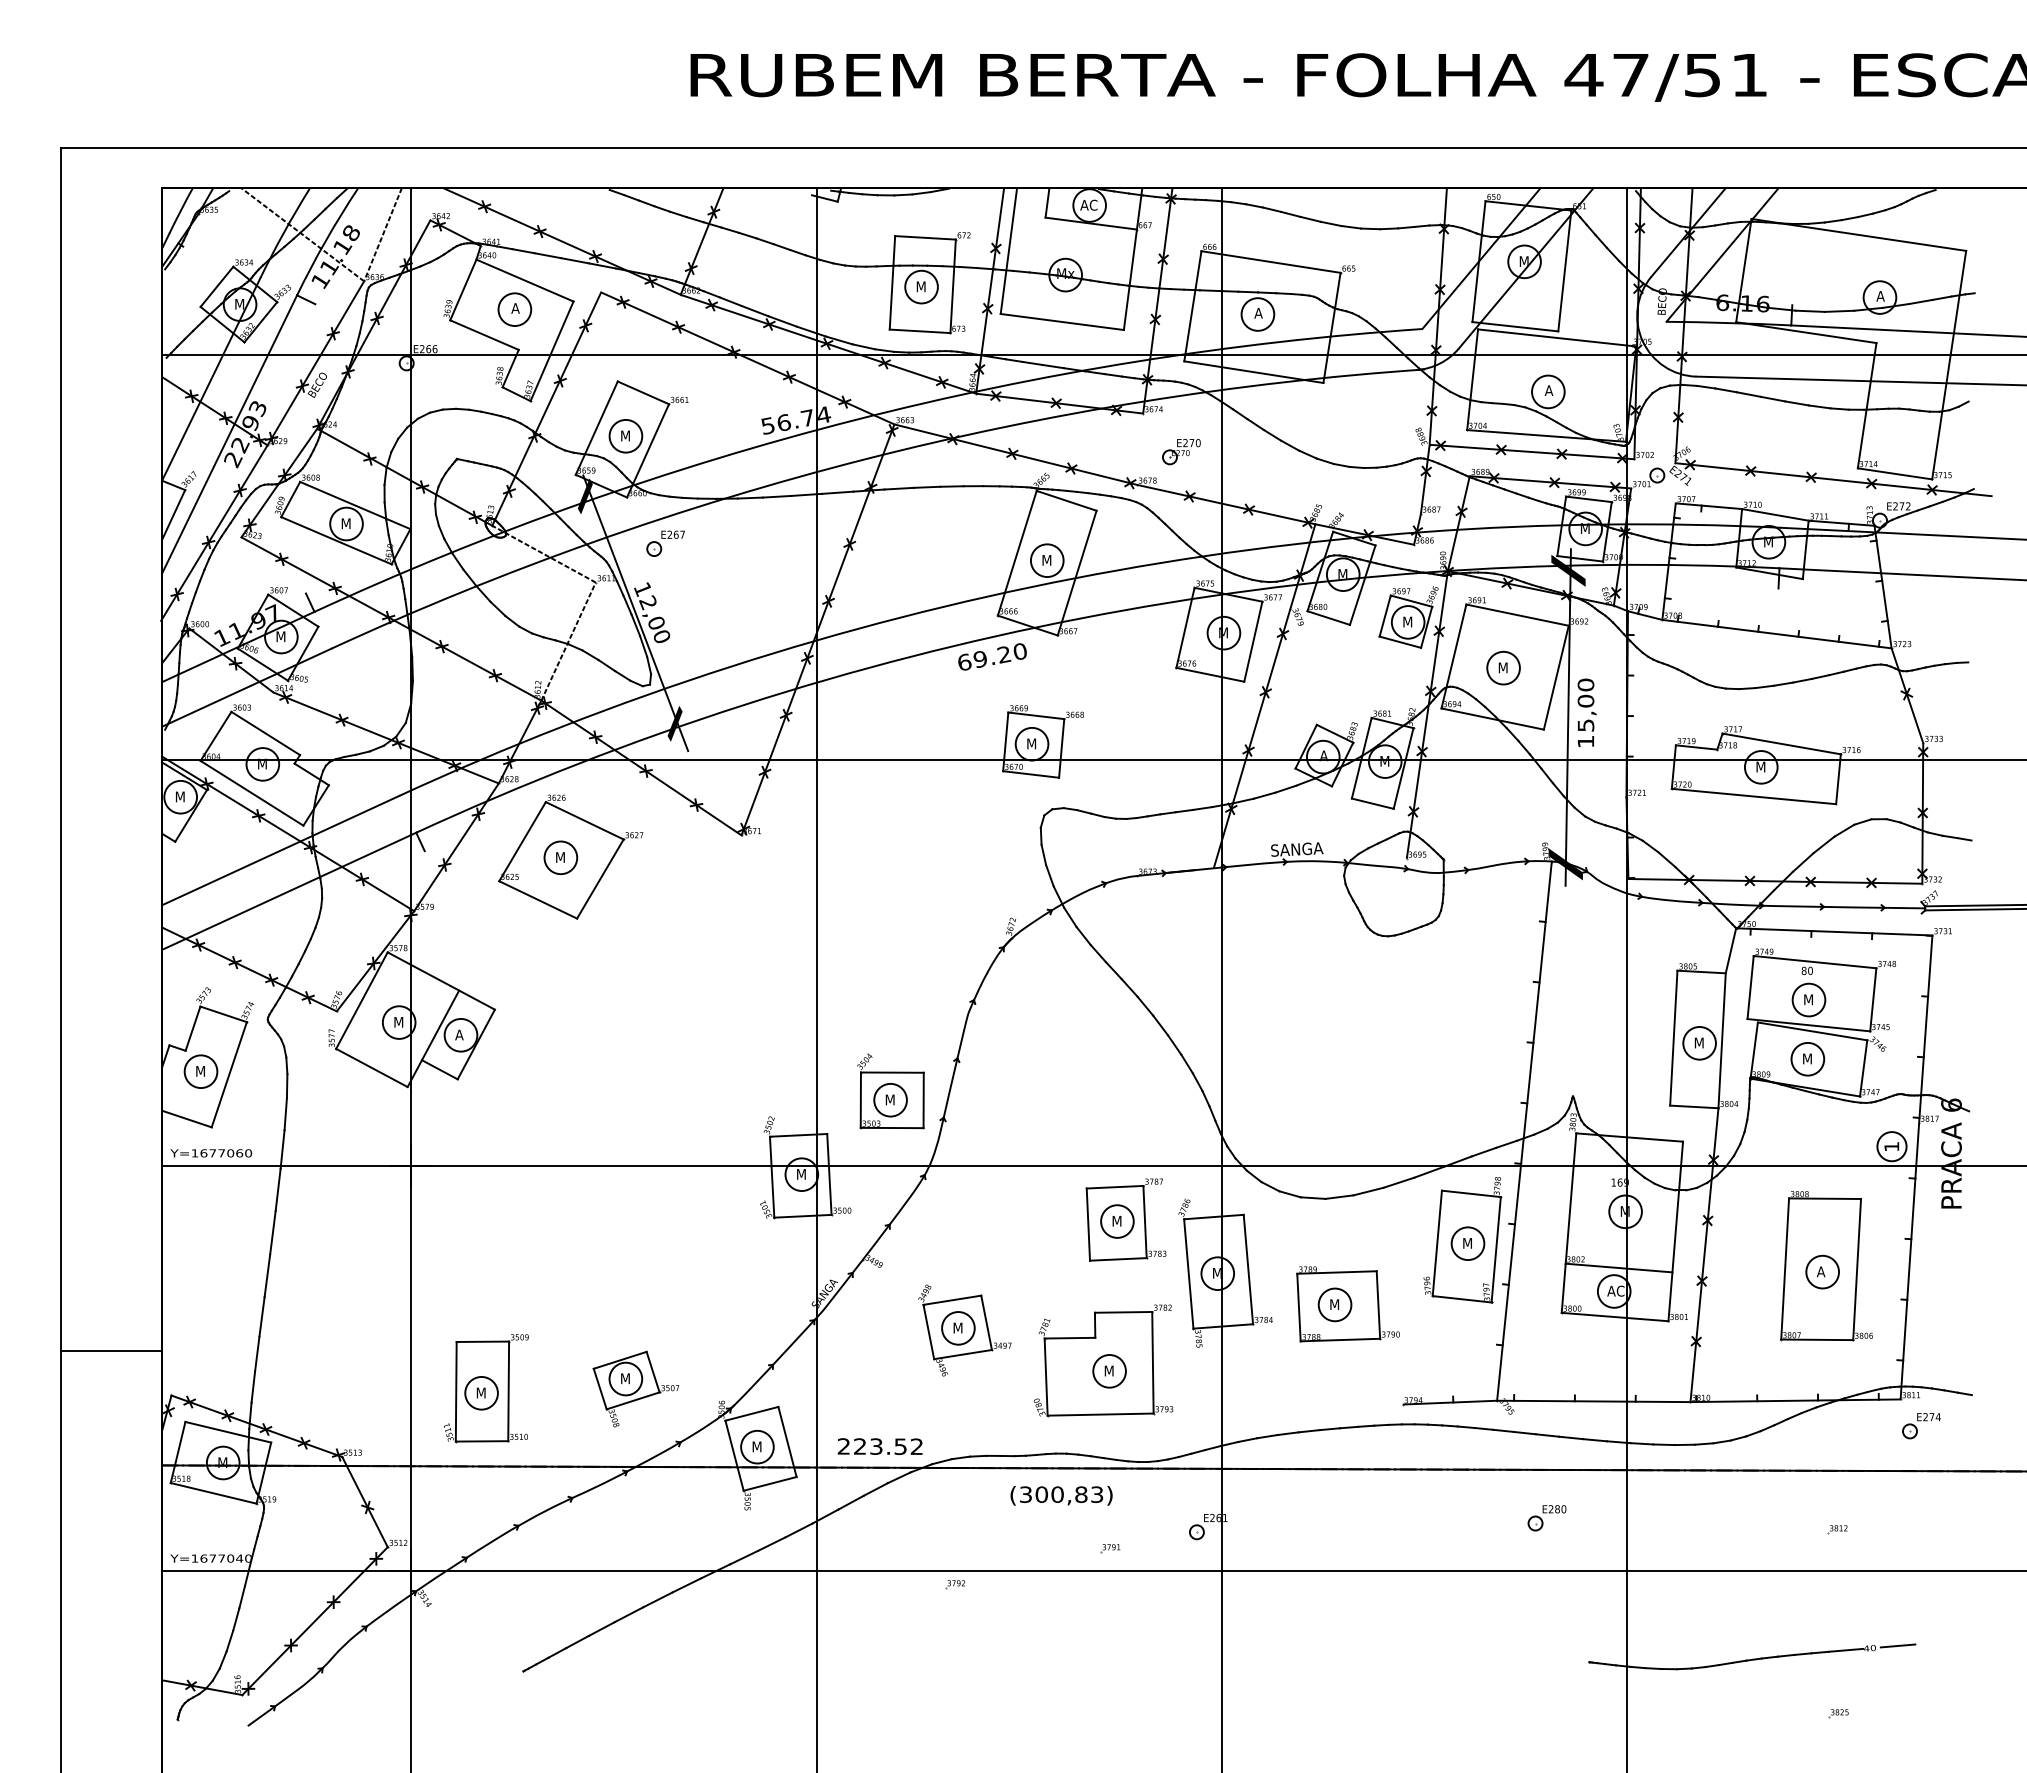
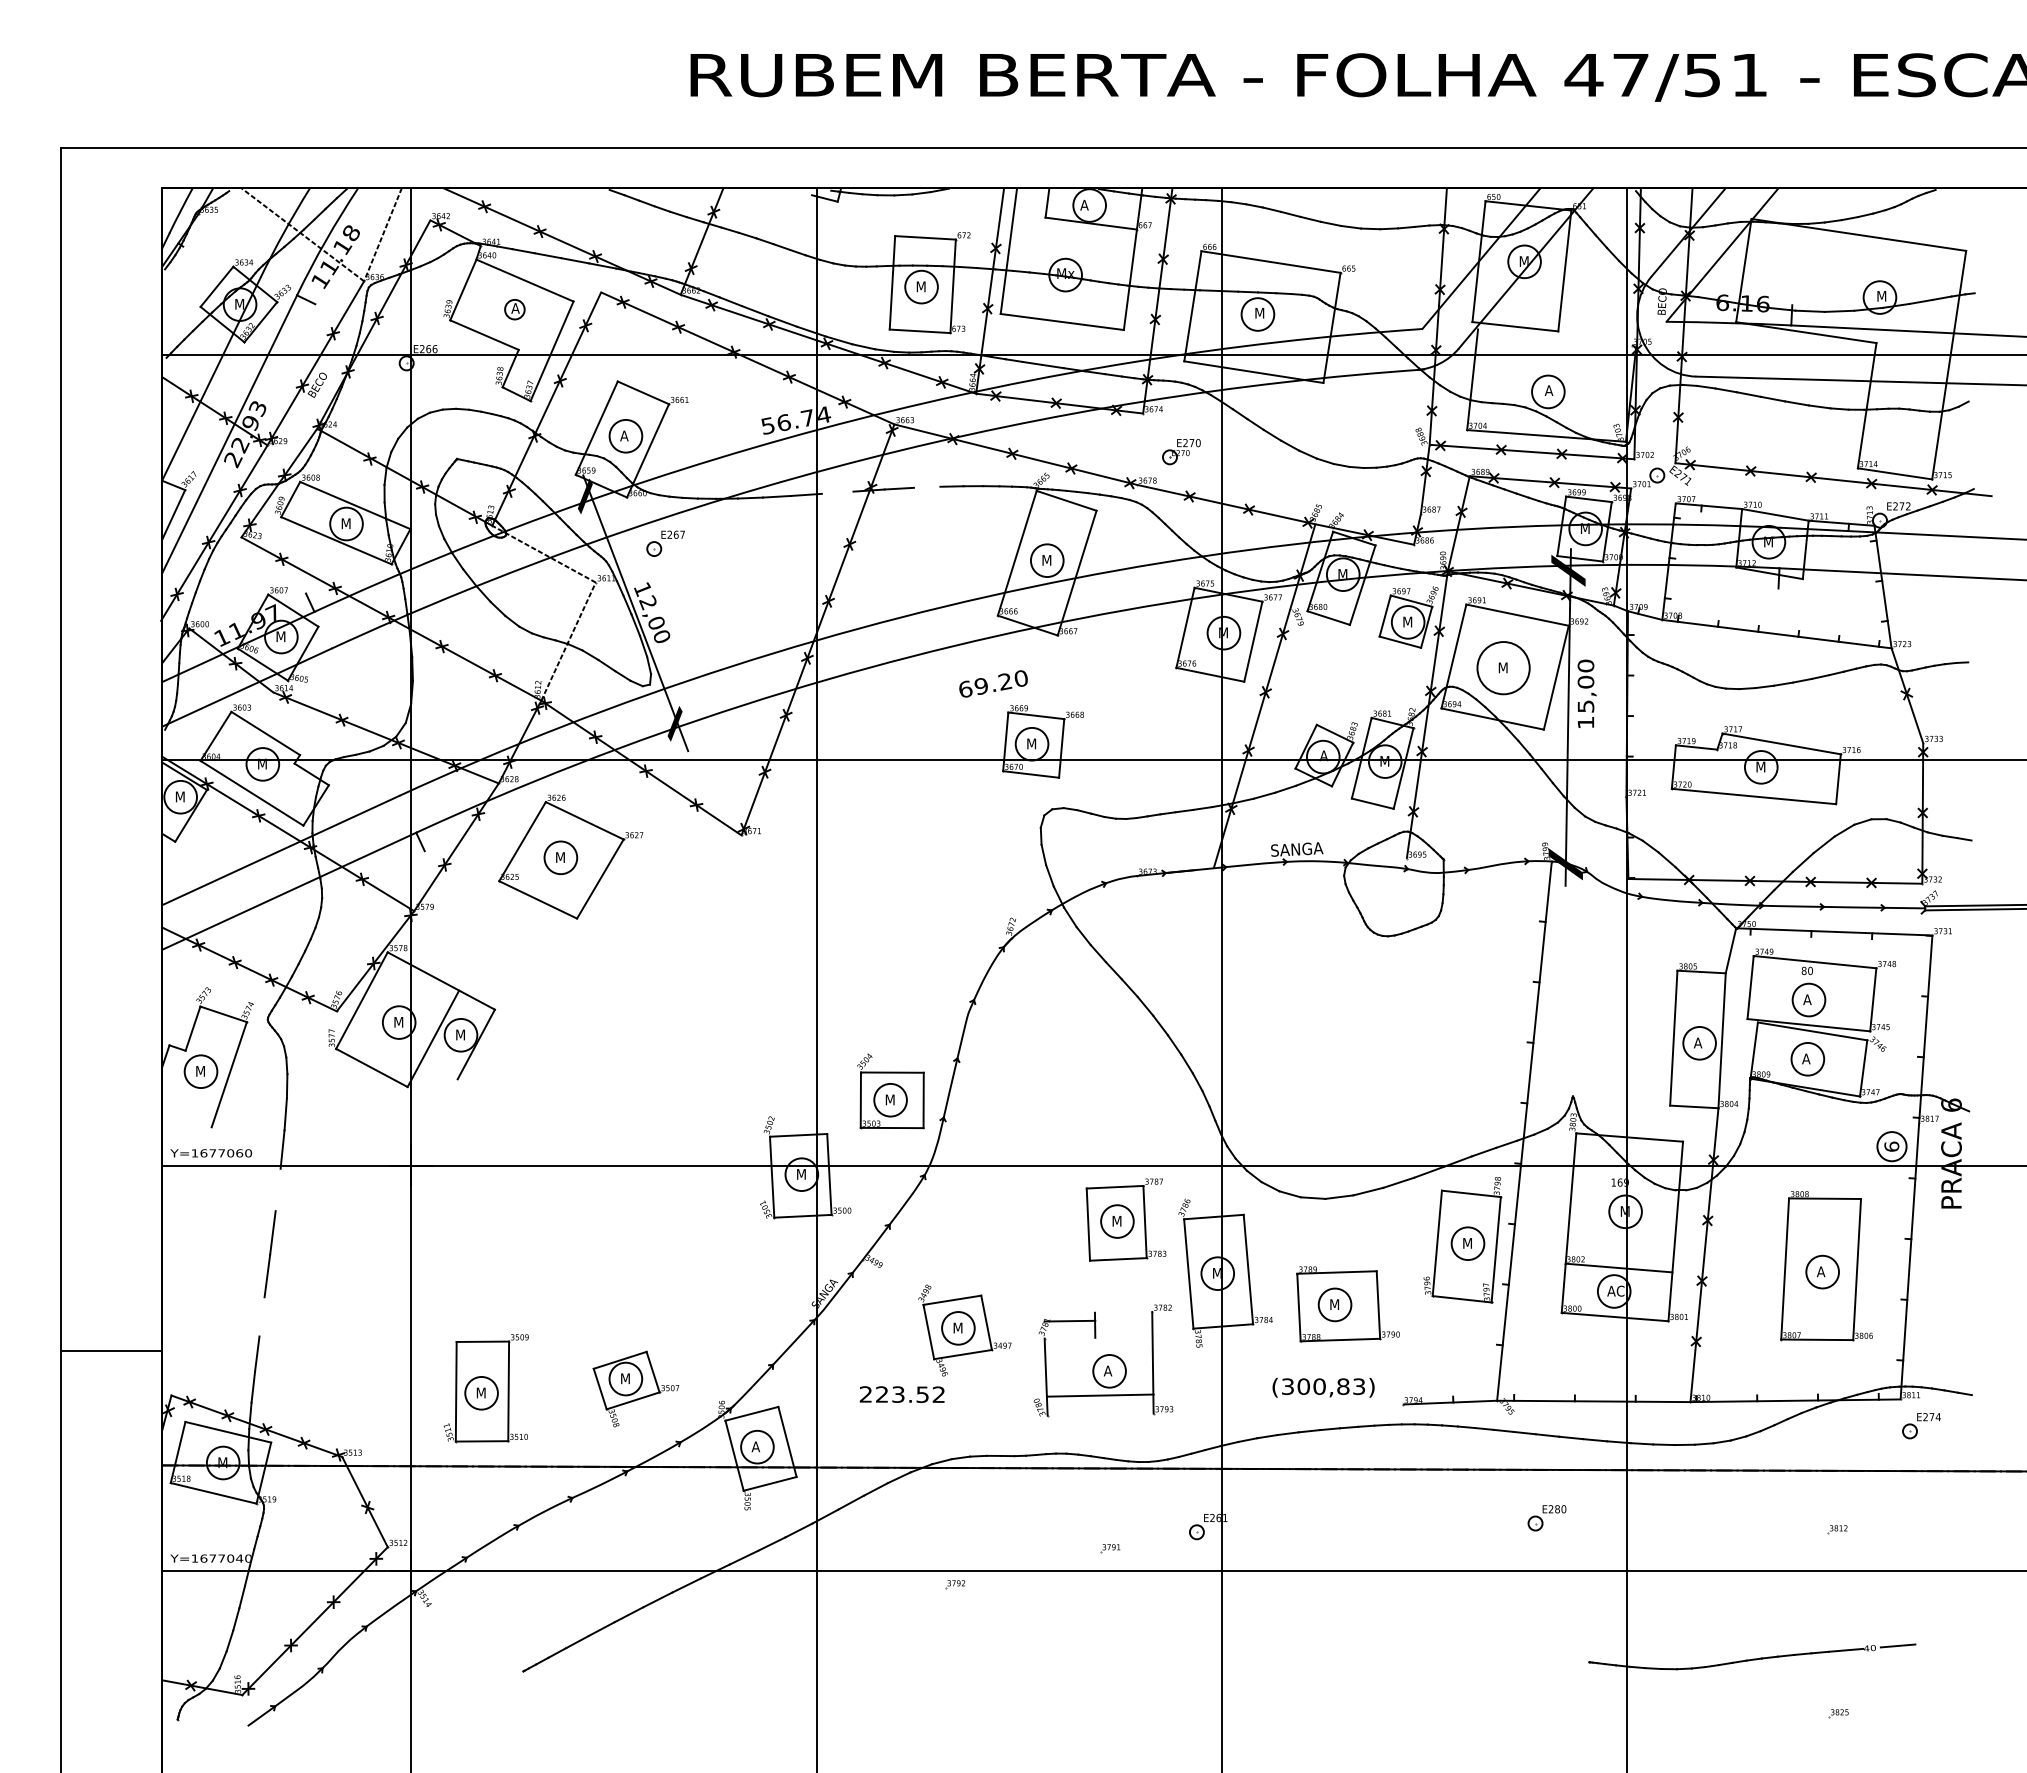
text: AC -> A (1093, 204)
text: A -> M (1881, 296)
circle diameter: 33 px -> 20 px (514, 309)
text: A -> M (1259, 313)
line: present -> none (1557, 337)
text: M -> A (624, 435)
line: present -> none (926, 486)
line: present -> none (837, 492)
text position: (992, 656) -> (993, 683) (993, 683)
circle diameter: 33 px -> 52 px (1503, 668)
text position: (1586, 712) -> (1586, 693) (1586, 693)
text: M -> A (1807, 999)
text: A -> M (459, 1034)
text: M -> A (1698, 1042)
text: M -> A (1806, 1058)
line: present -> none (439, 1069)
line: present -> none (186, 1118)
text: 1 -> 6 (1891, 1146)
line: present -> none (277, 1189)
line: present -> none (1123, 1311)
line: present -> none (261, 1316)
line position: (1069, 1337) -> (1069, 1320) (1069, 1320)
text: M -> A (1108, 1370)
line position: (1100, 1414) -> (1100, 1395) (1100, 1395)
text: M -> A (756, 1446)
text position: (879, 1446) -> (901, 1394) (901, 1394)
text position: (1061, 1495) -> (1323, 1387) (1323, 1387)
